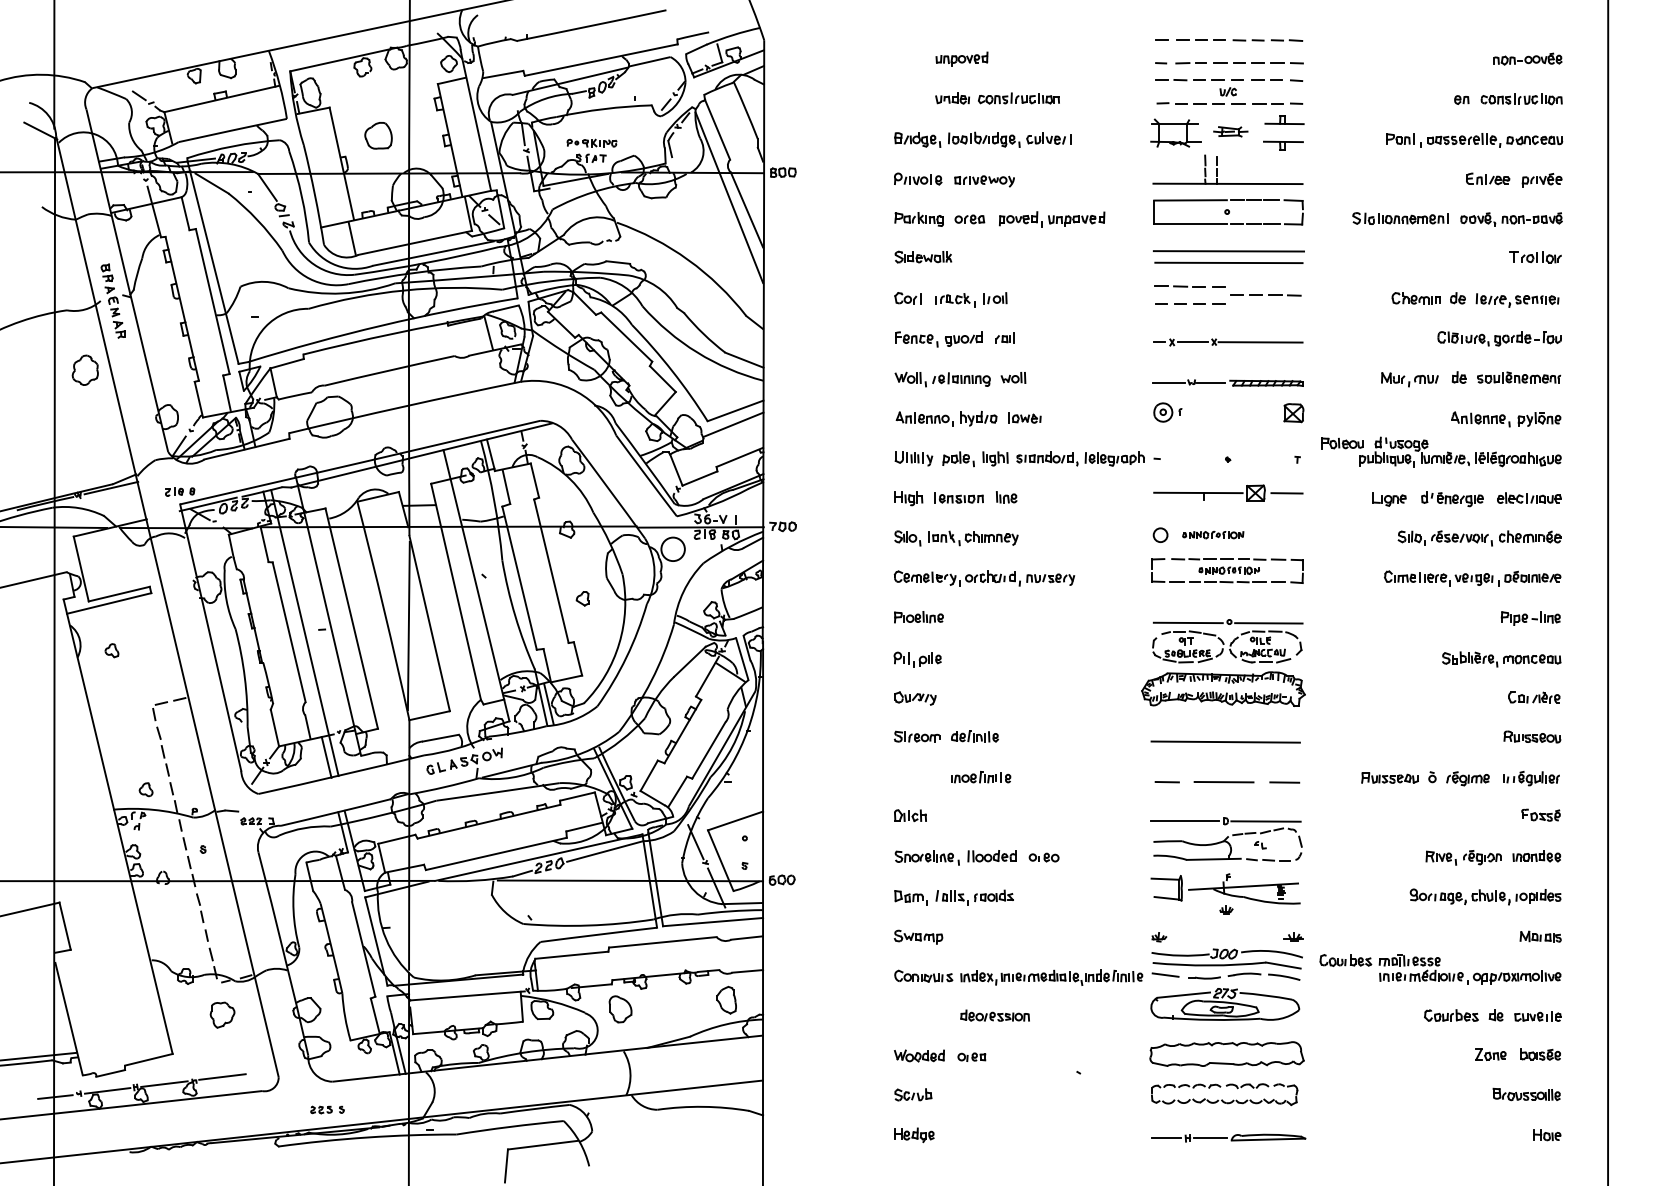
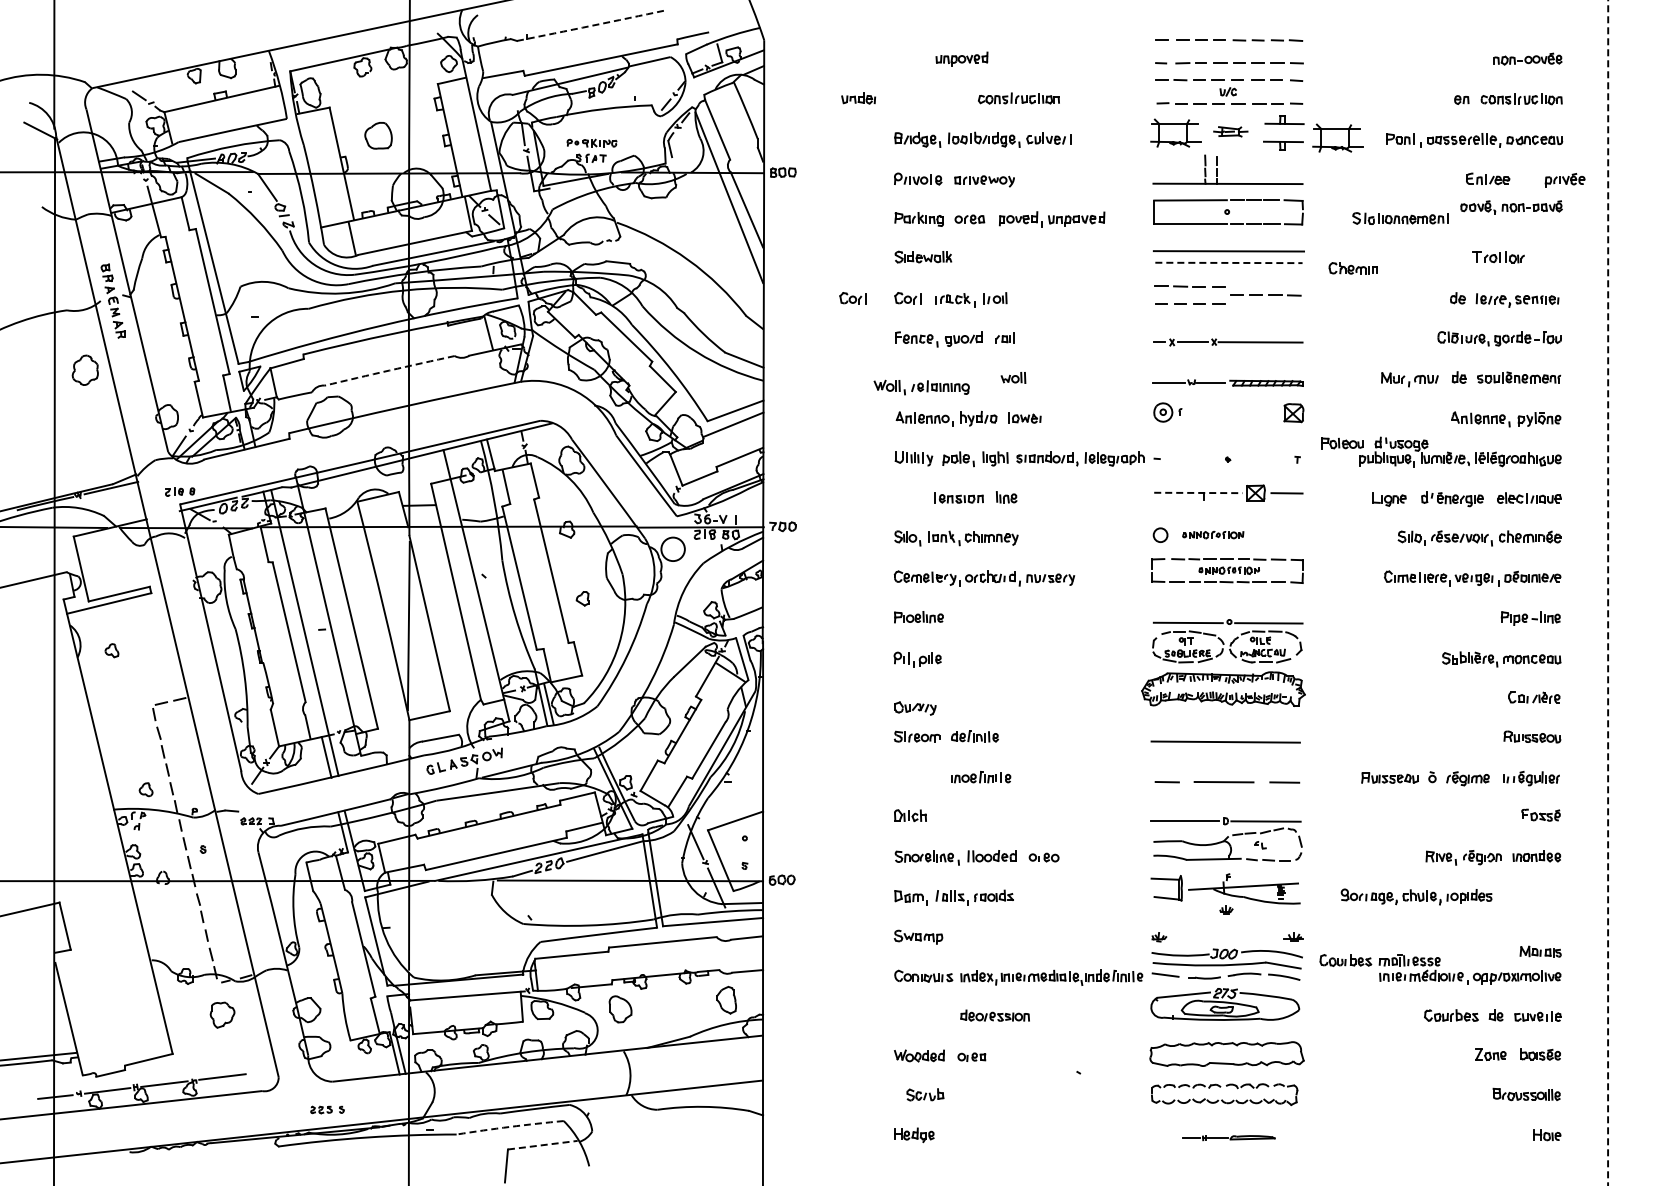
arc: solid -> dashed (591, 25)
part position: (952, 98) -> (858, 98) (858, 98)
part: none -> present (1337, 137)
part position: (1541, 180) -> (1564, 180) (1564, 180)
part position: (1511, 219) -> (1511, 207) (1511, 207)
part position: (1535, 257) -> (1498, 257) (1498, 257)
line: solid -> dashed (1228, 262)
part: none -> present (852, 298)
part position: (1415, 298) -> (1352, 268) (1352, 268)
arc: solid -> dashed (389, 370)
part position: (942, 379) -> (921, 387) (921, 387)
line: solid -> dashed (1198, 492)
part: present -> none (908, 498)
line: solid -> dashed (1608, 593)
part position: (915, 698) -> (915, 708) (915, 708)
part position: (1485, 896) -> (1416, 896) (1416, 896)
part position: (1540, 936) -> (1540, 951) (1540, 951)
part position: (913, 1094) -> (925, 1094) (925, 1094)
arc: solid -> dashed (510, 1126)
part size: 156x10 px -> 94x7 px (1228, 1138)
line: solid -> dashed (543, 1145)
